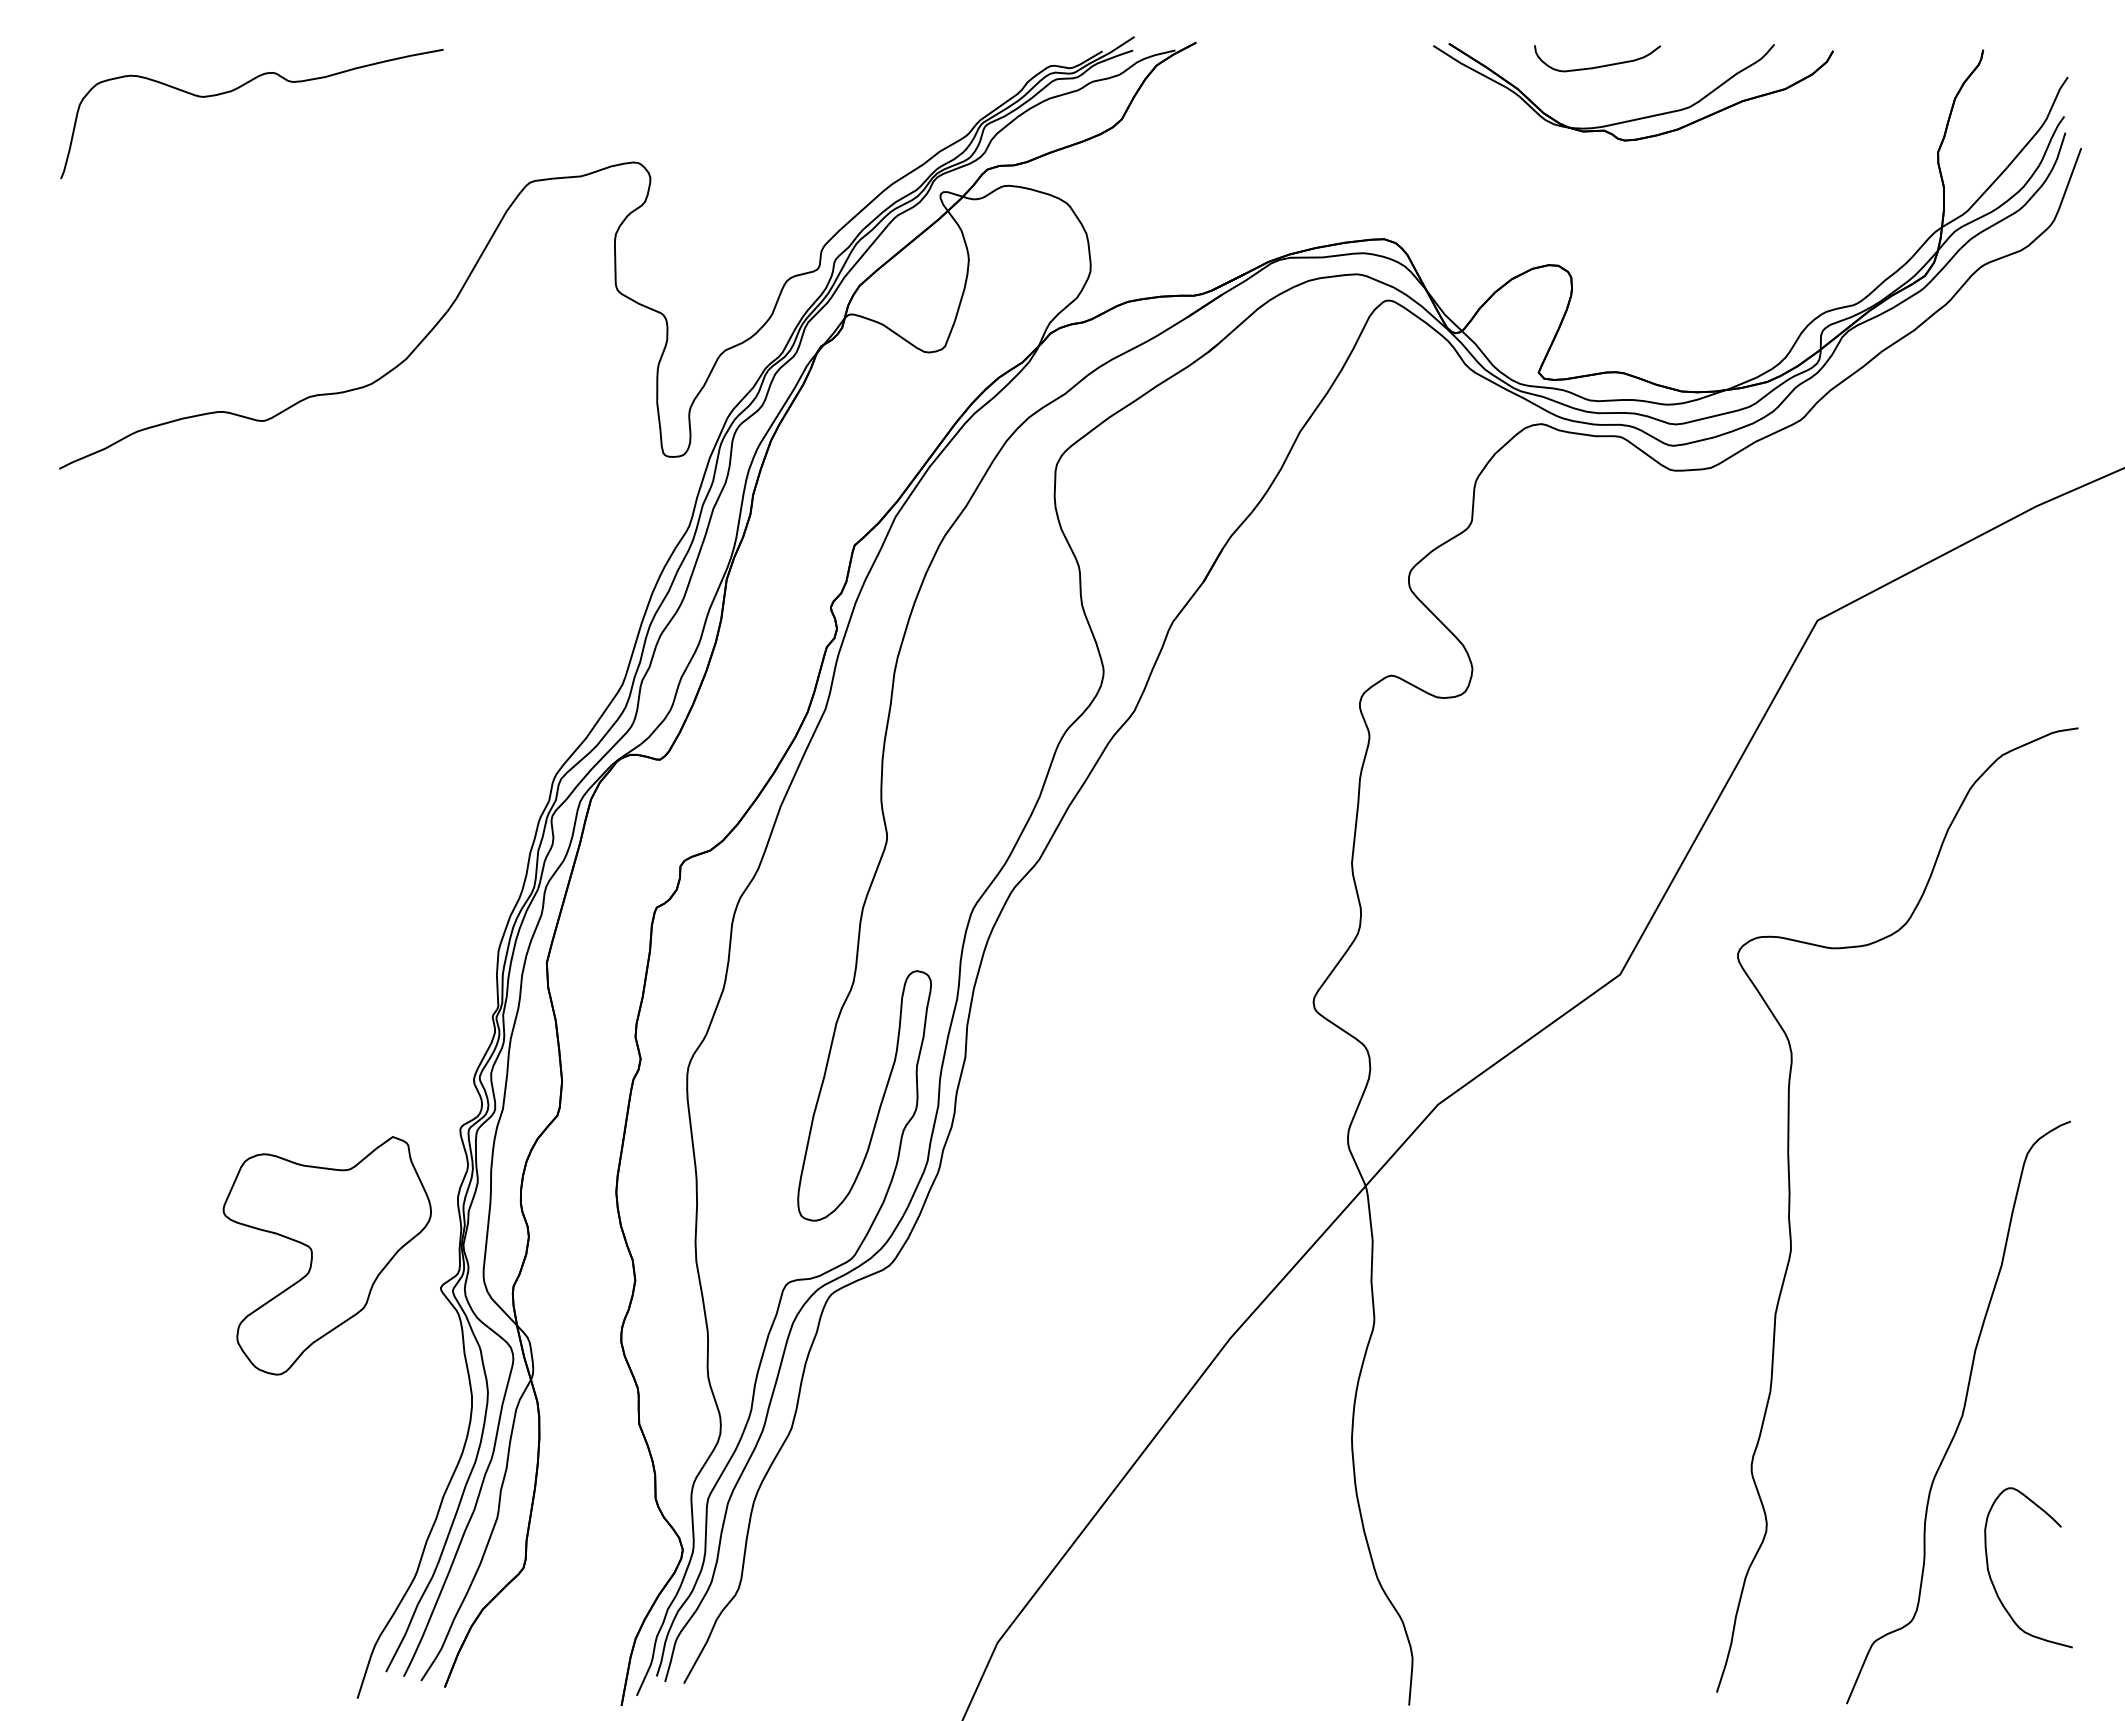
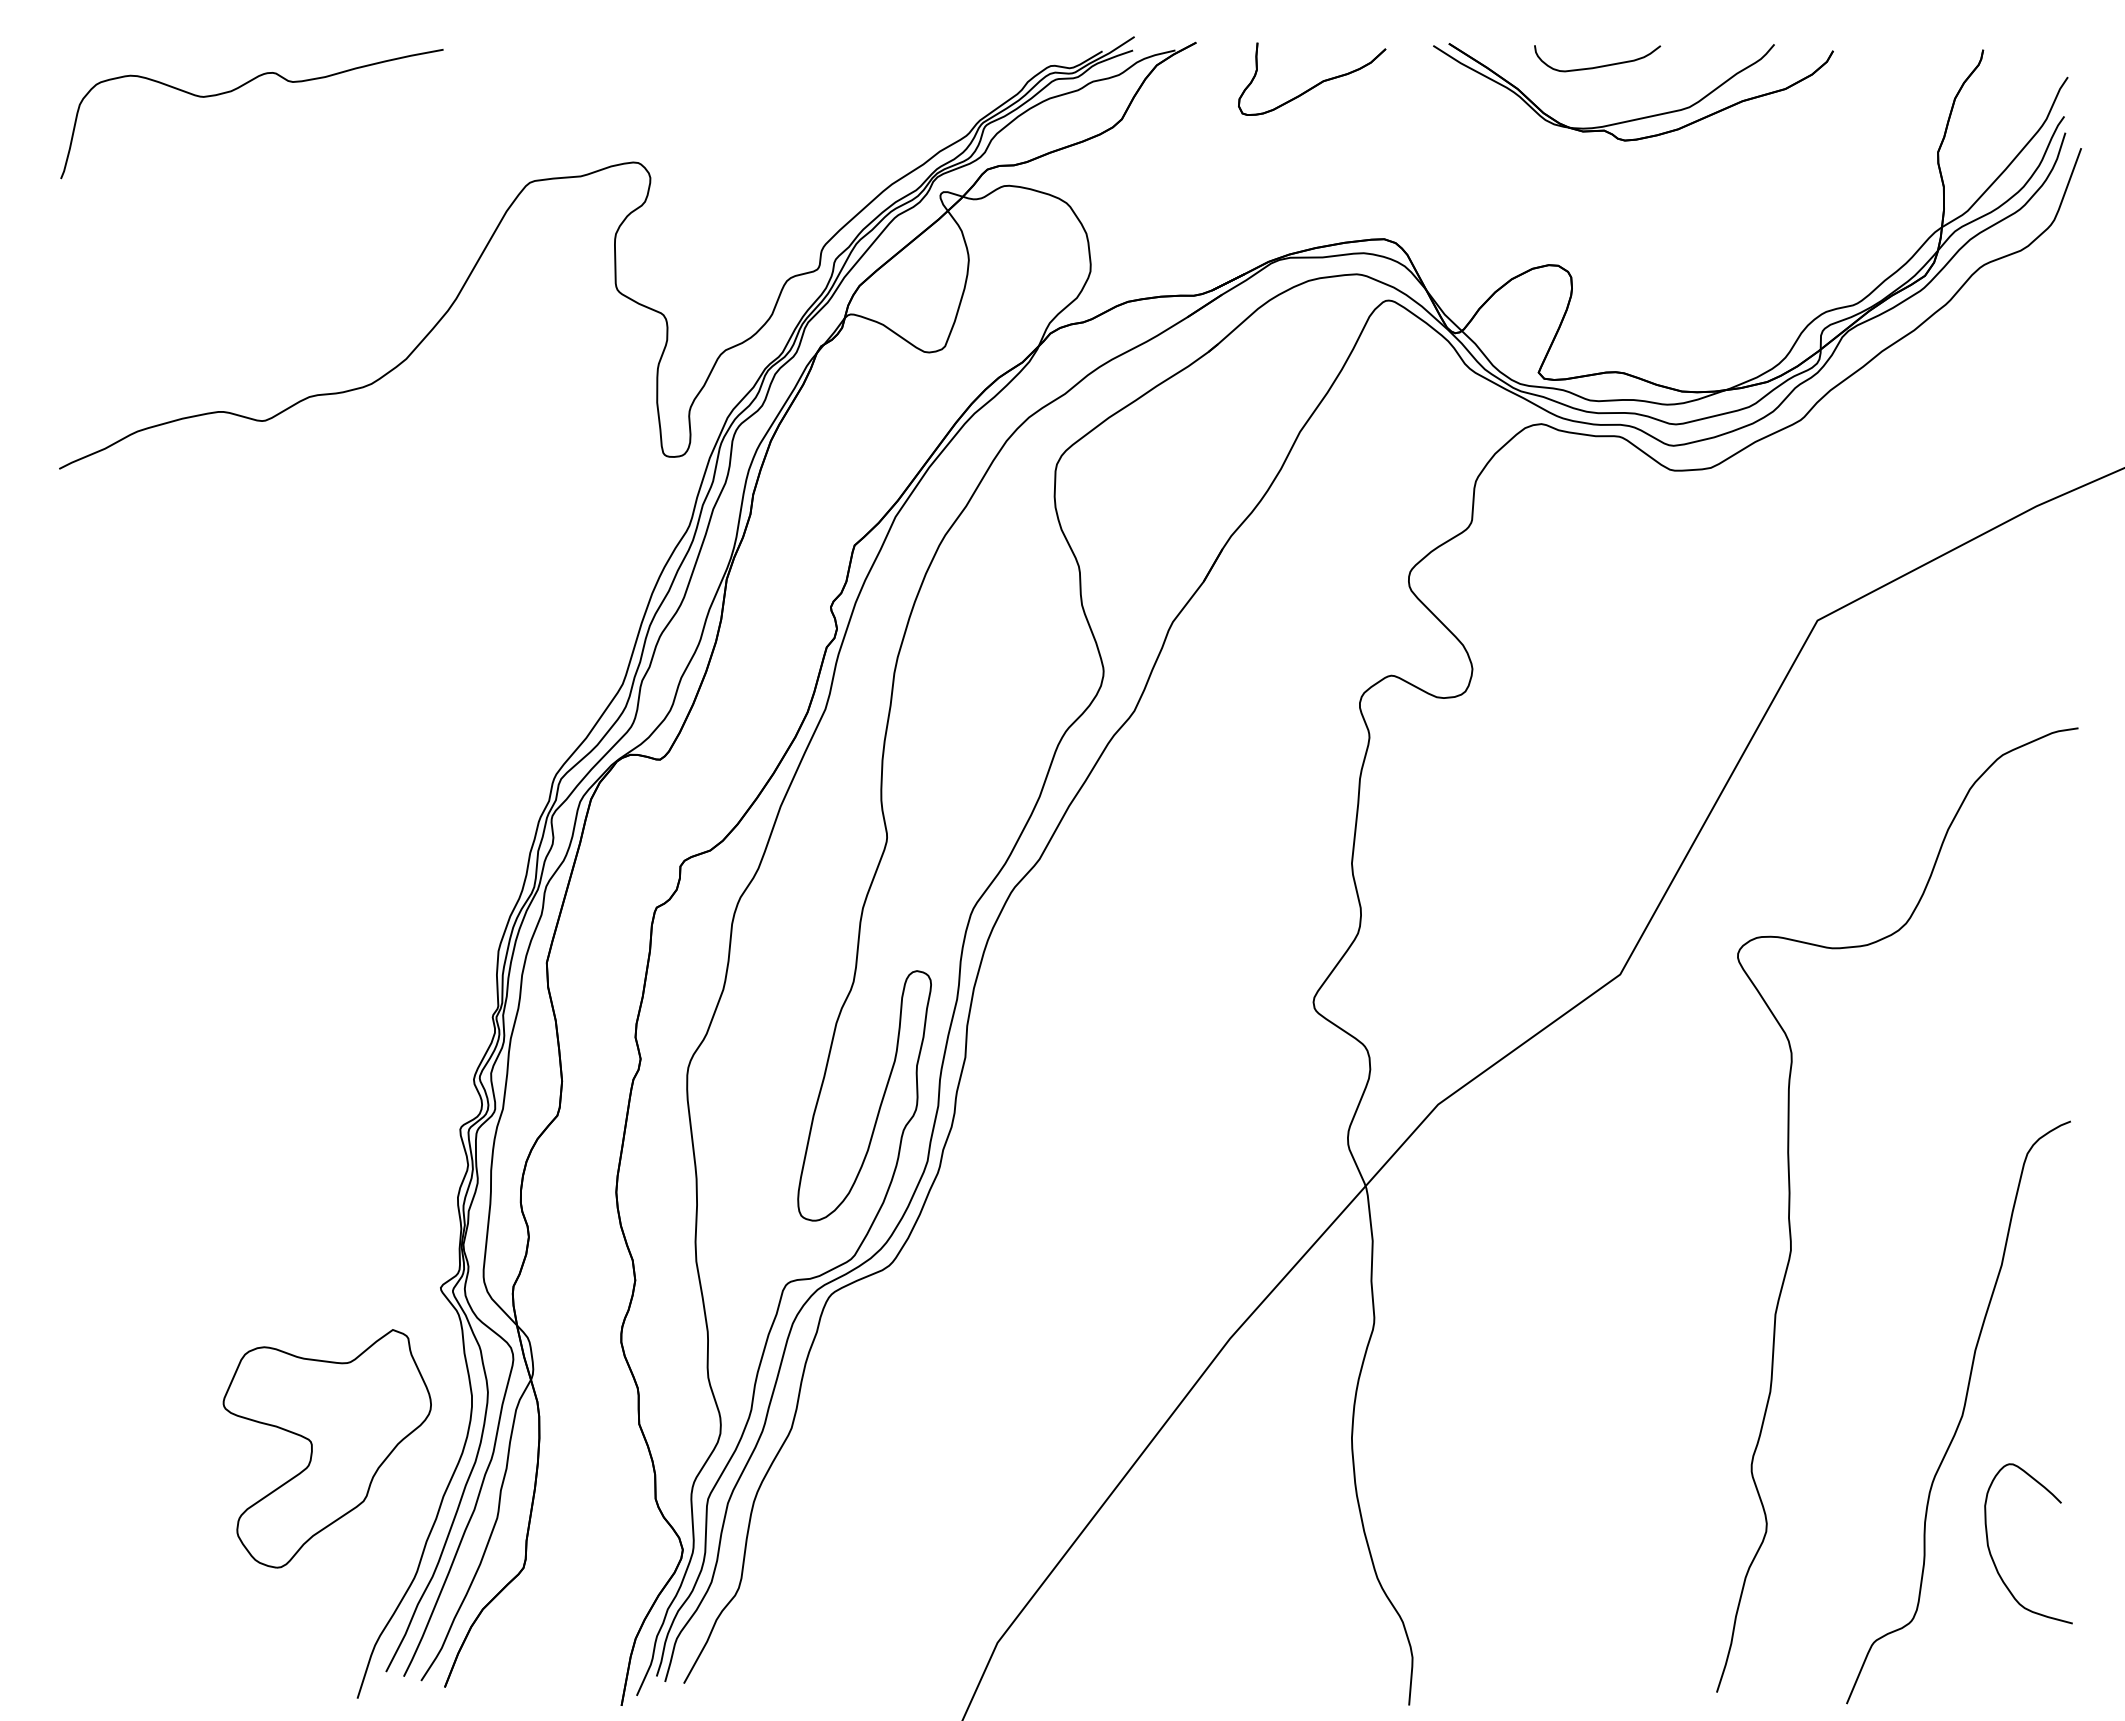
part: none -> present (1315, 84)
part position: (326, 1255) -> (326, 1448) (326, 1448)
curve position: (1993, 1582) -> (1993, 1558) (1993, 1558)
